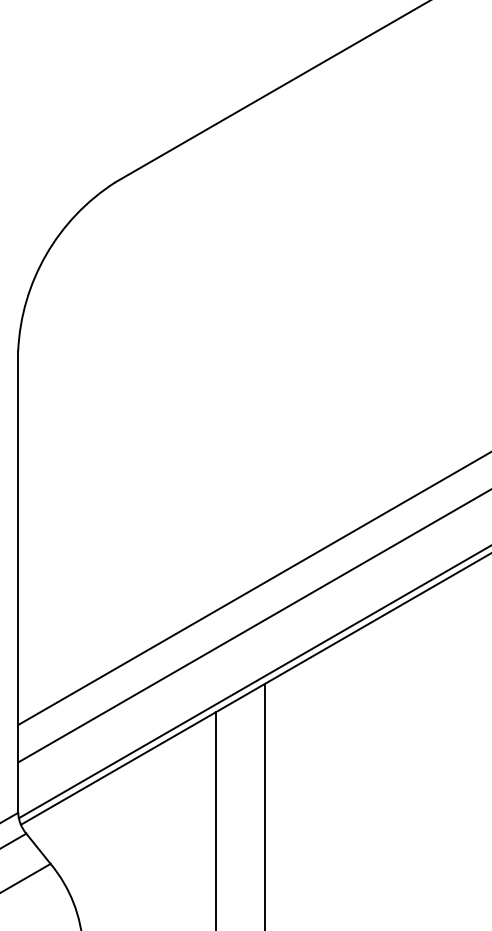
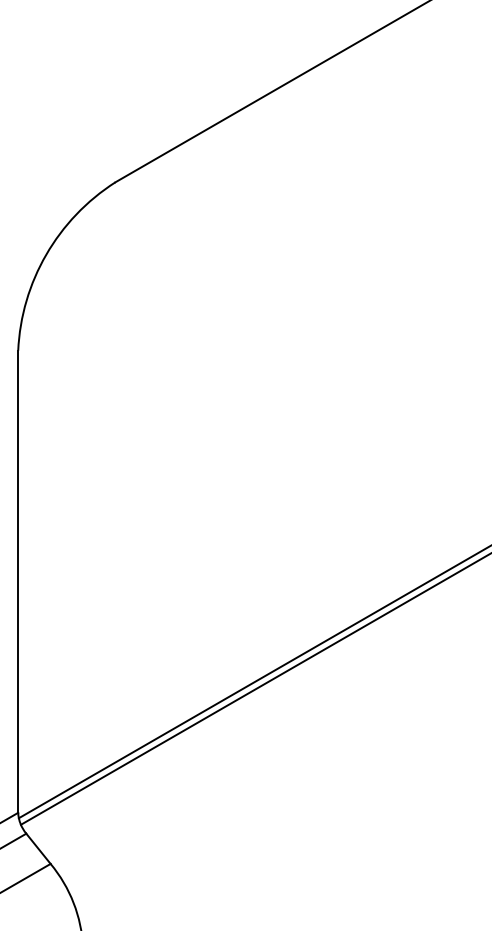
line: present -> none (253, 589)
line: present -> none (253, 626)
line: present -> none (264, 805)
line: present -> none (215, 819)
